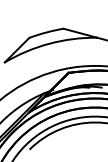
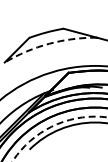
arc: solid -> dashed (49, 43)
arc: solid -> dashed (52, 126)
